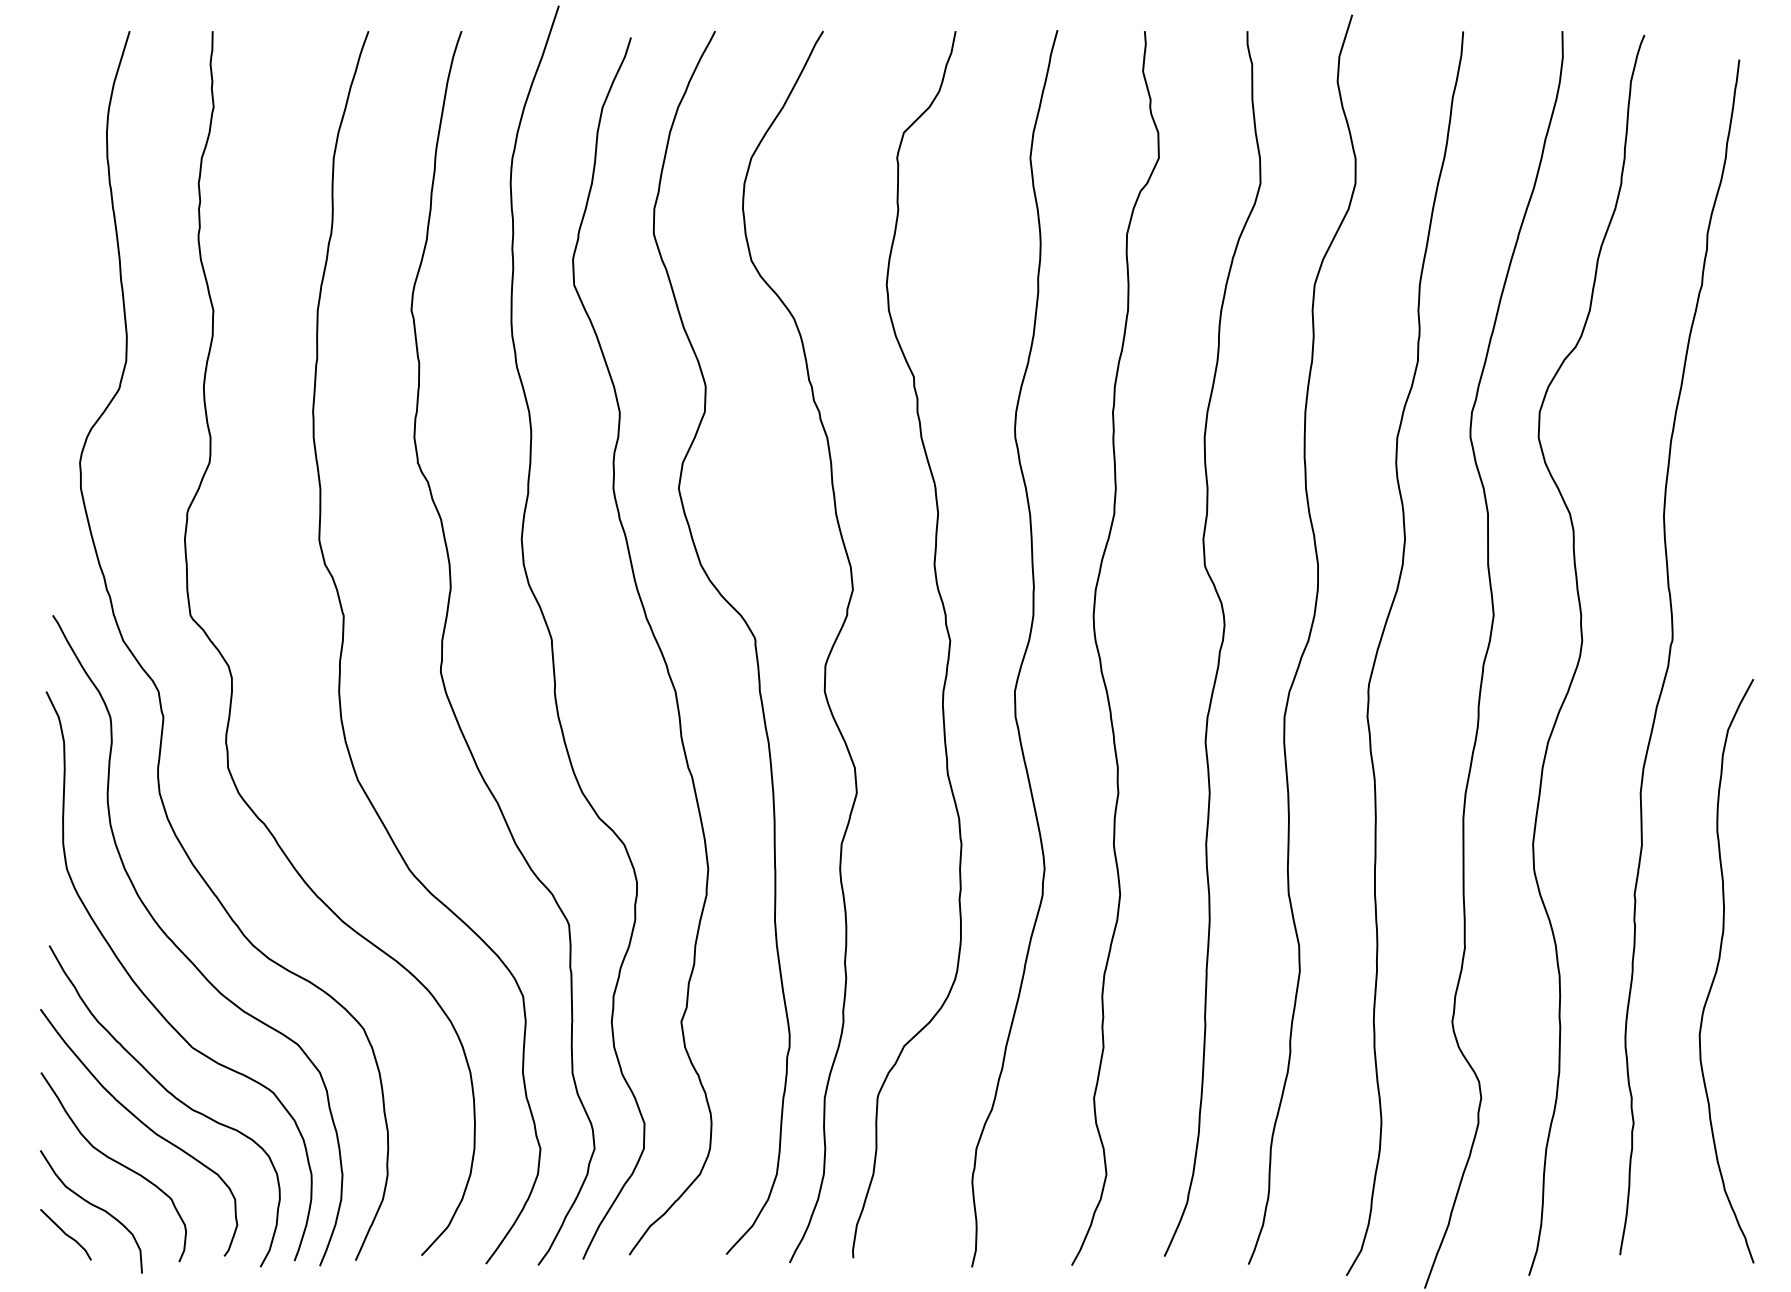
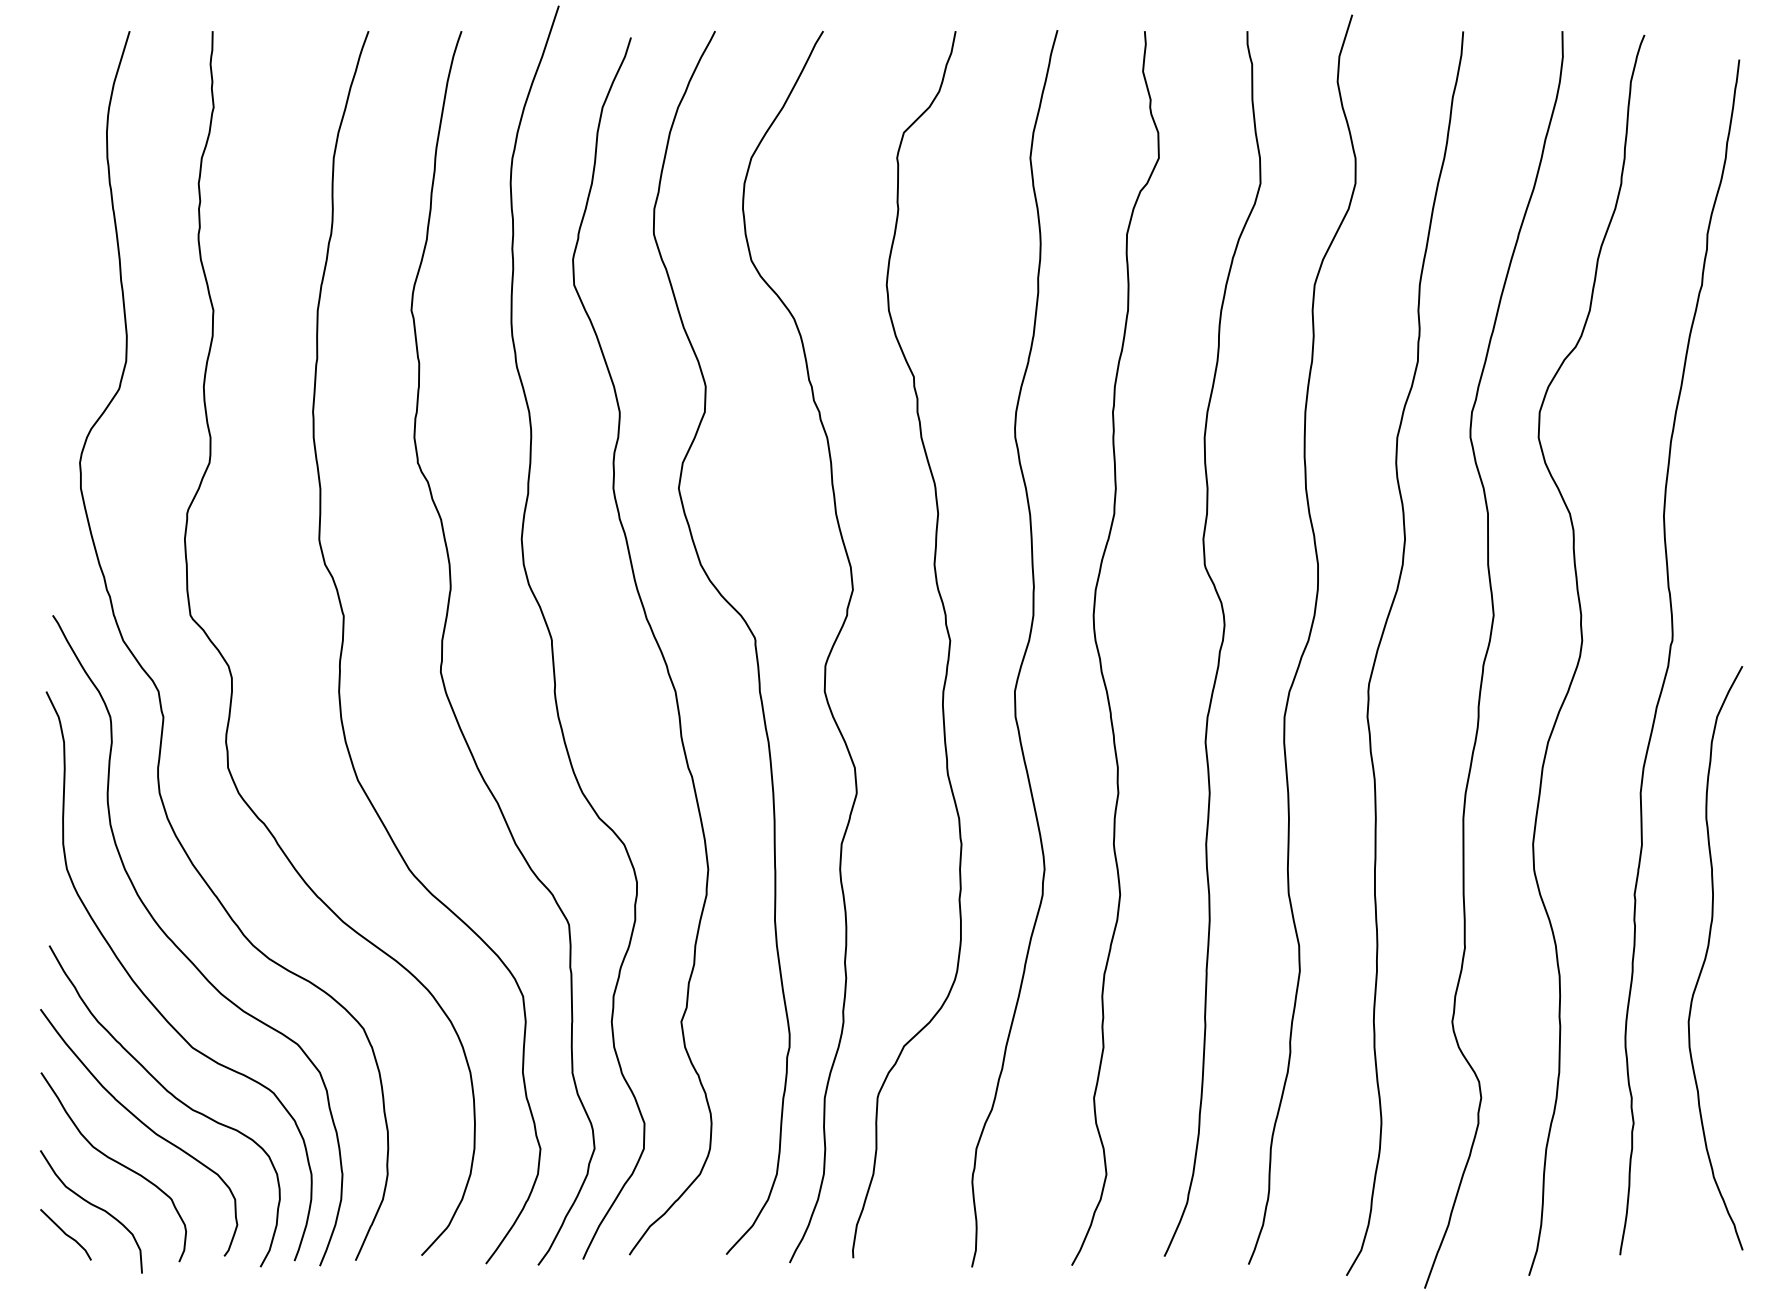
curve position: (1718, 967) -> (1707, 954) (1707, 954)
